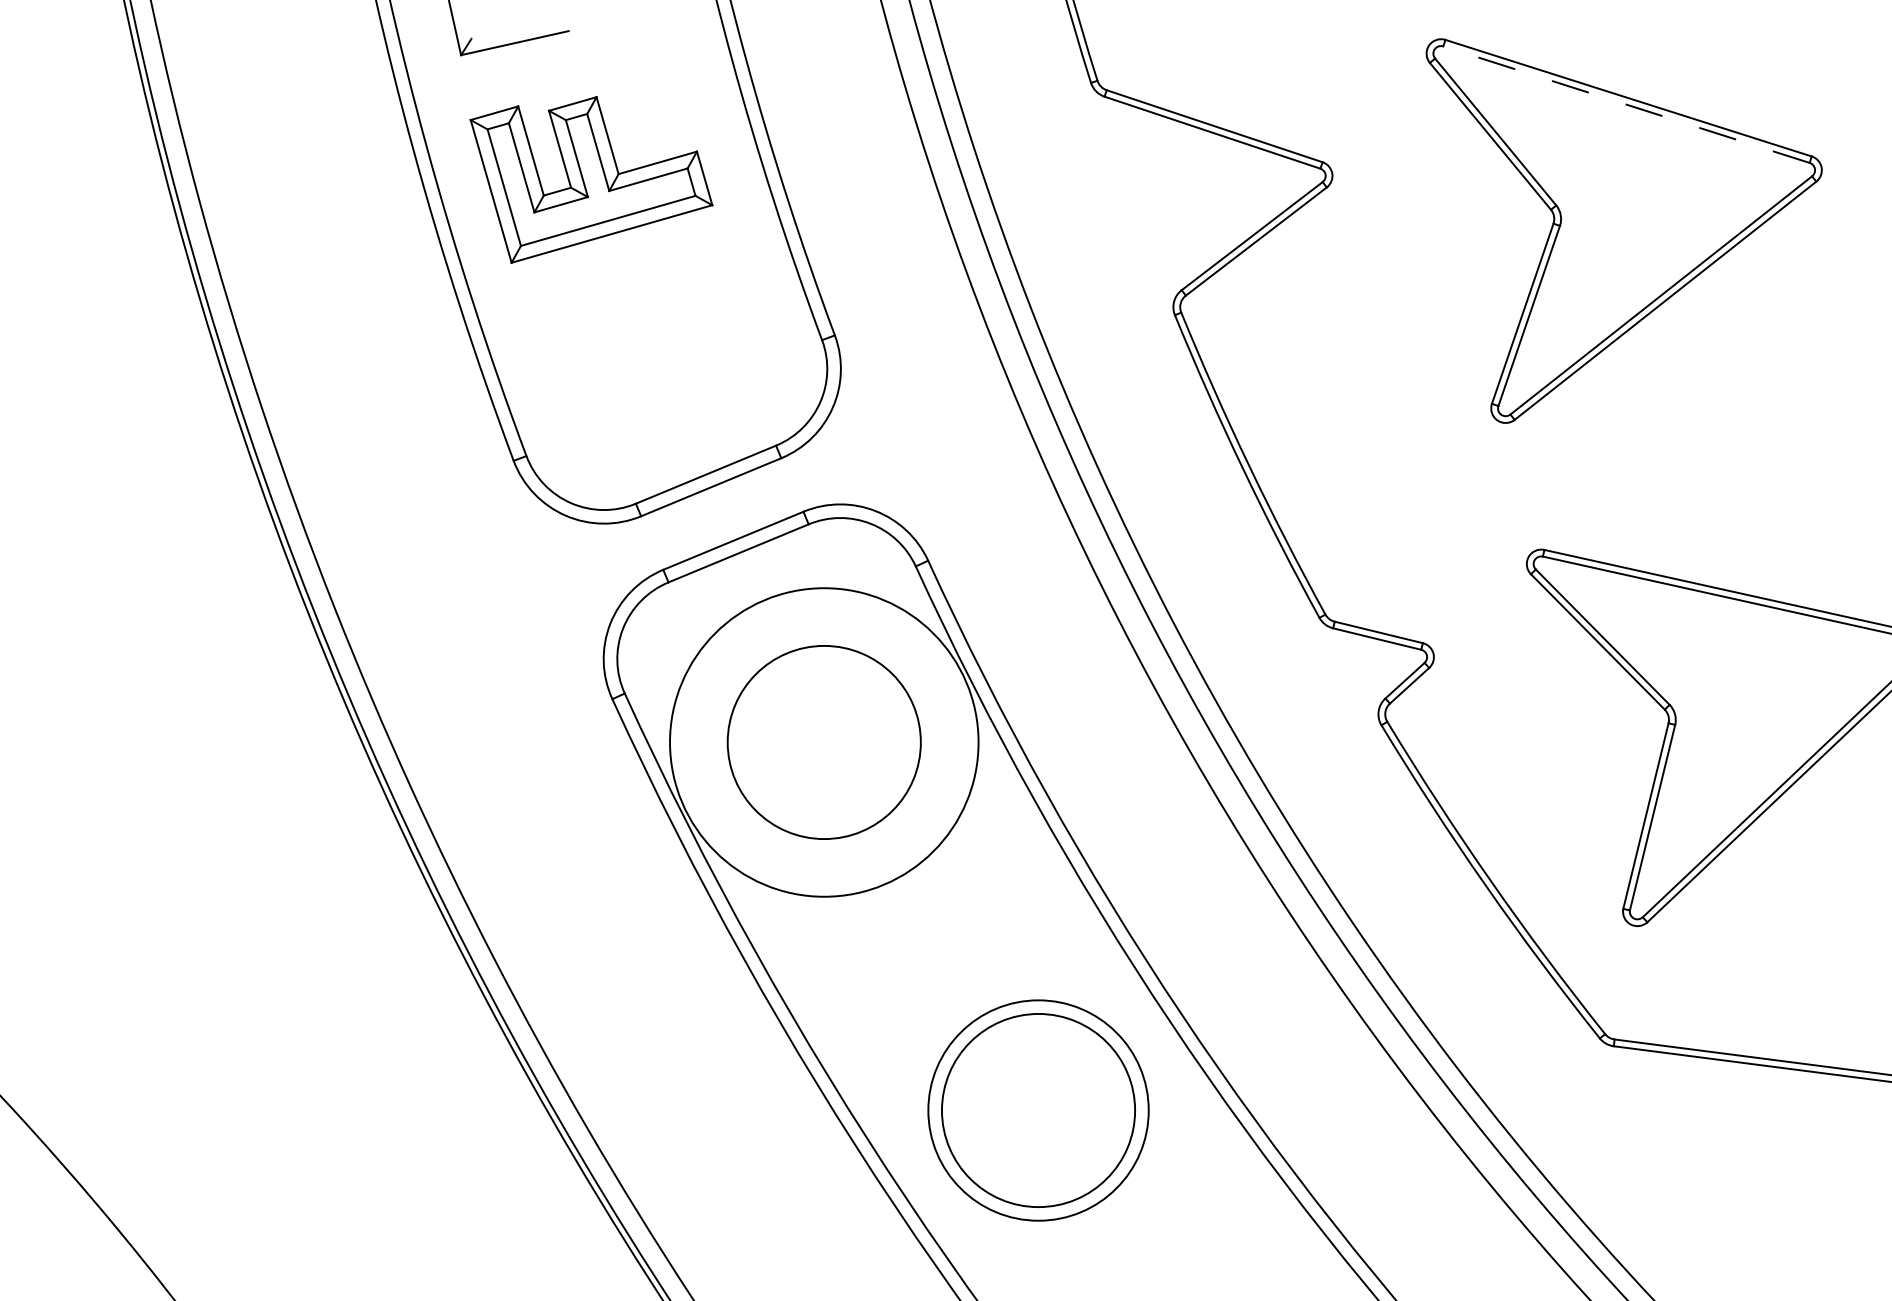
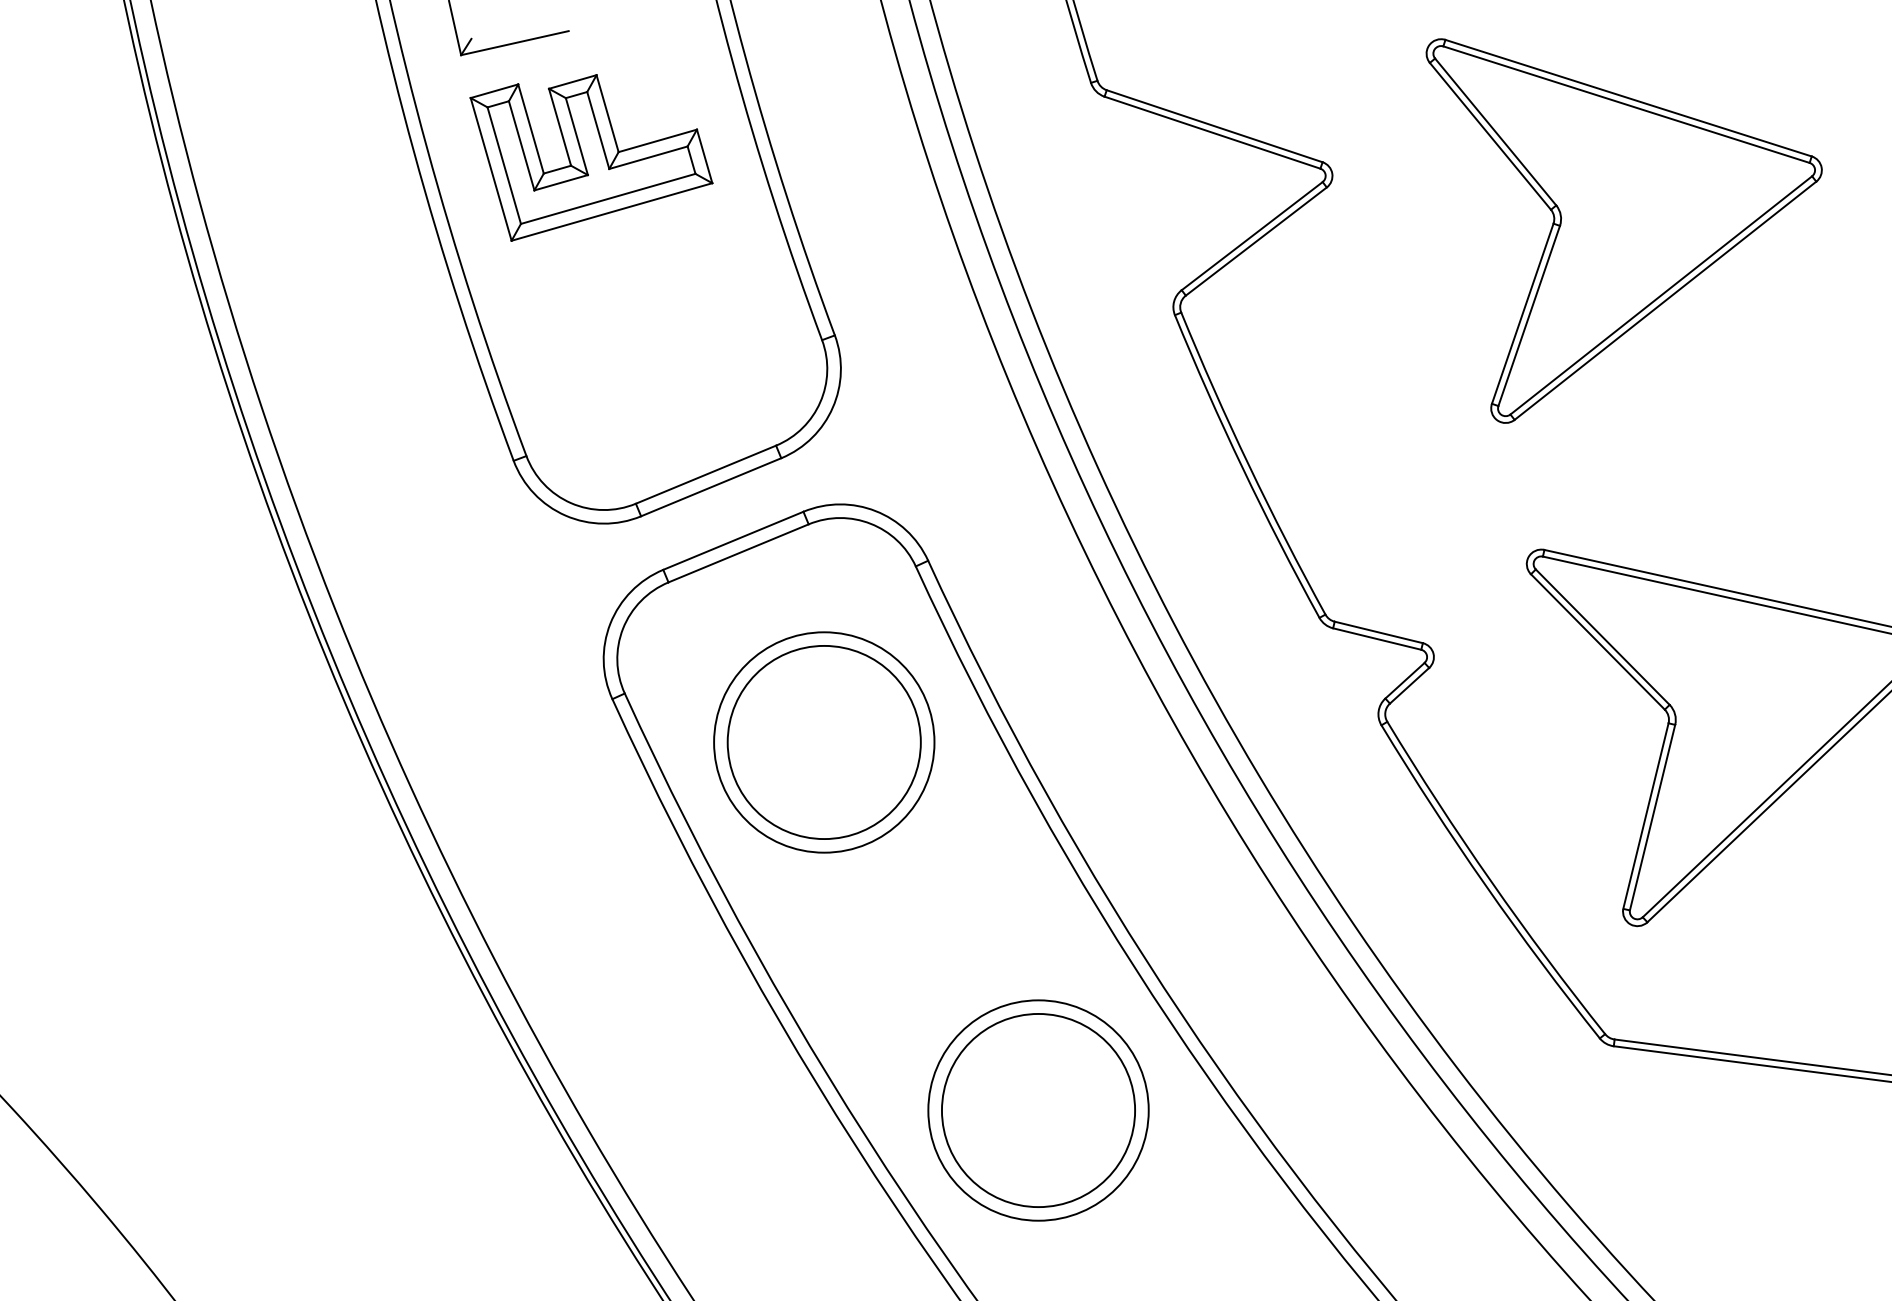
line: dashed -> solid (1626, 104)
part position: (591, 179) -> (591, 157) (591, 157)
circle diameter: 309 px -> 220 px (824, 742)
